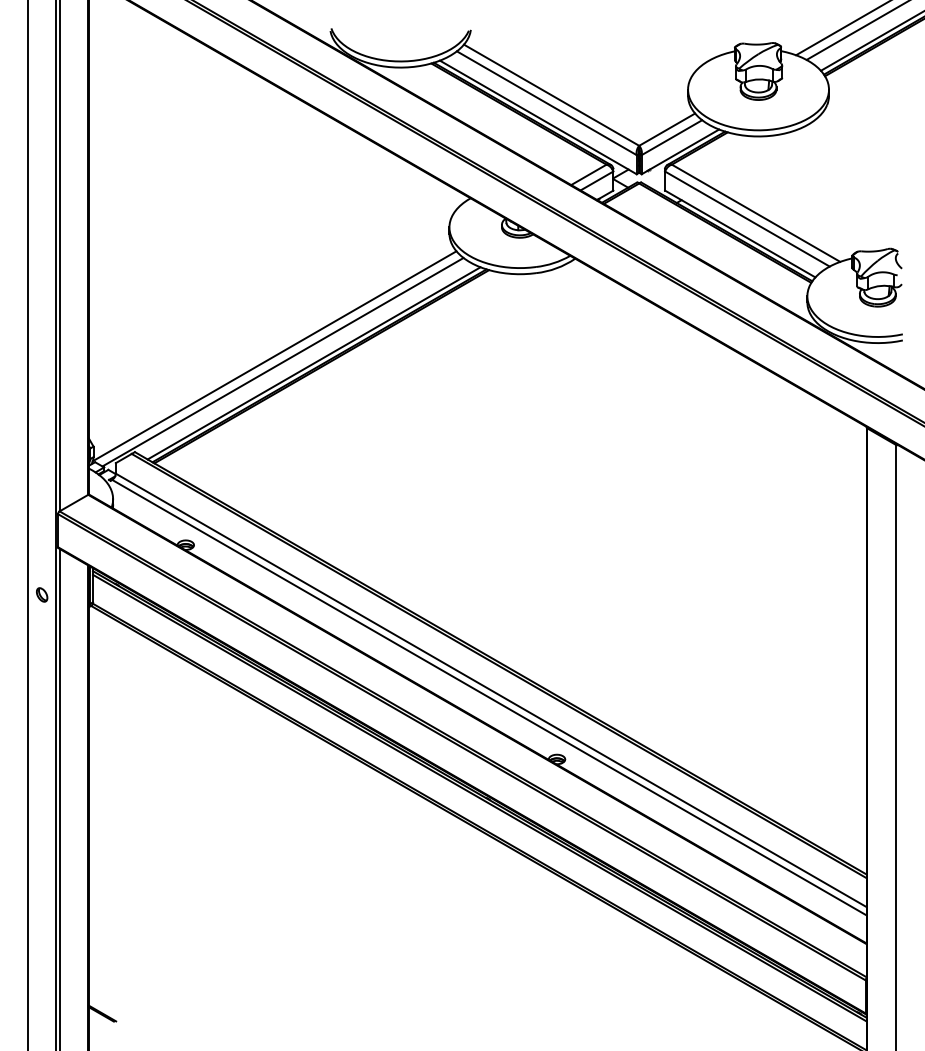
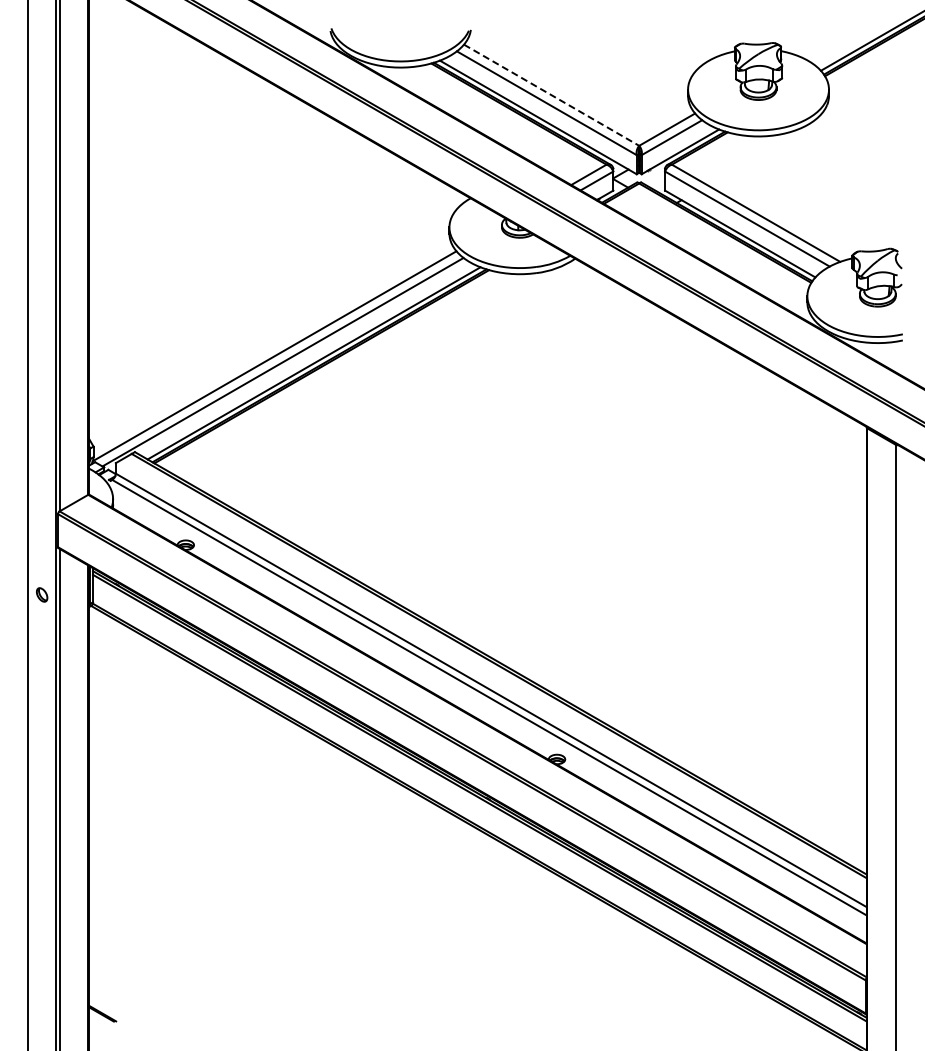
line: present -> none (842, 28)
line: present -> none (856, 30)
line: solid -> dashed (552, 95)
